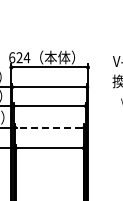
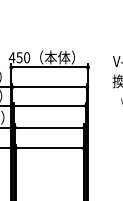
text: 624 -> 450 (19, 57)
line: dashed -> solid (49, 127)
